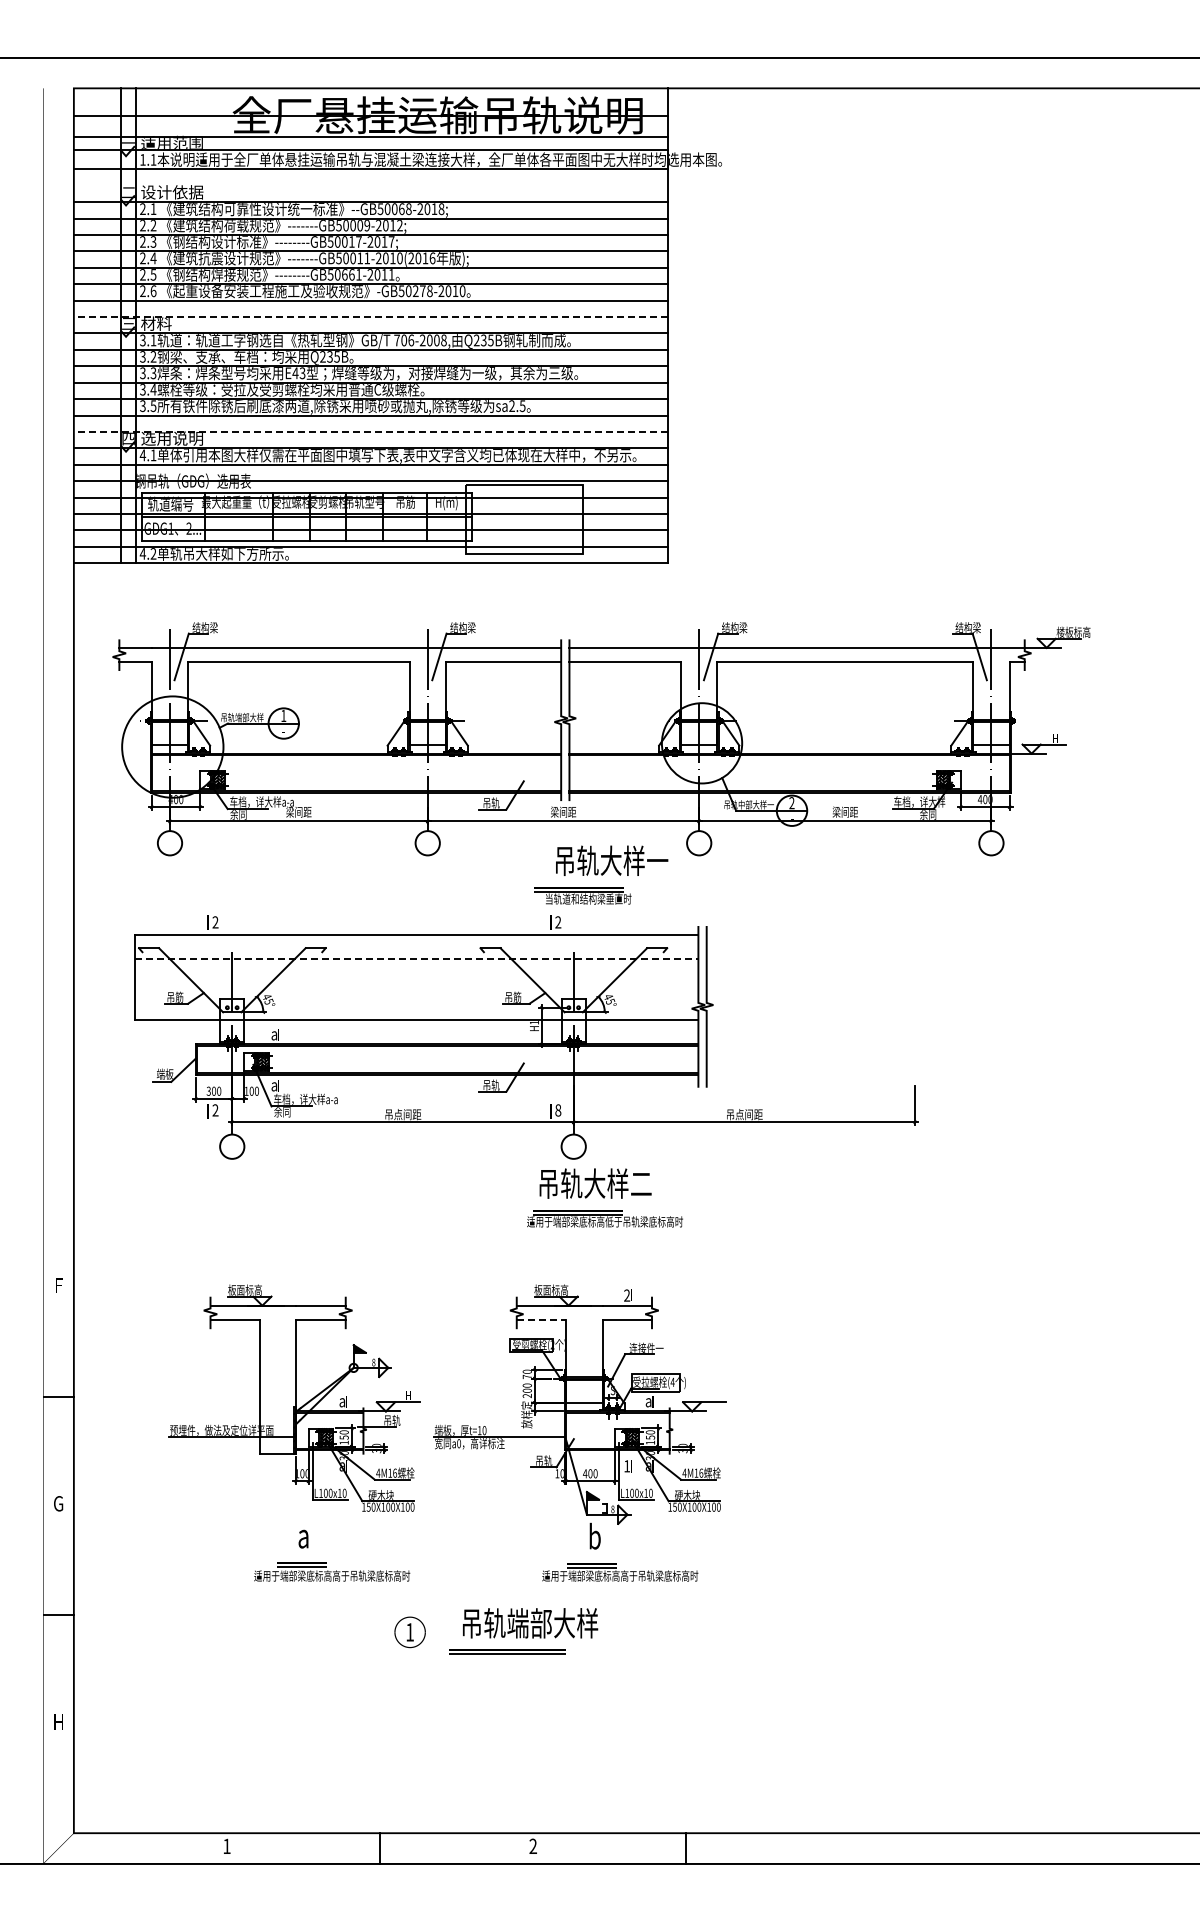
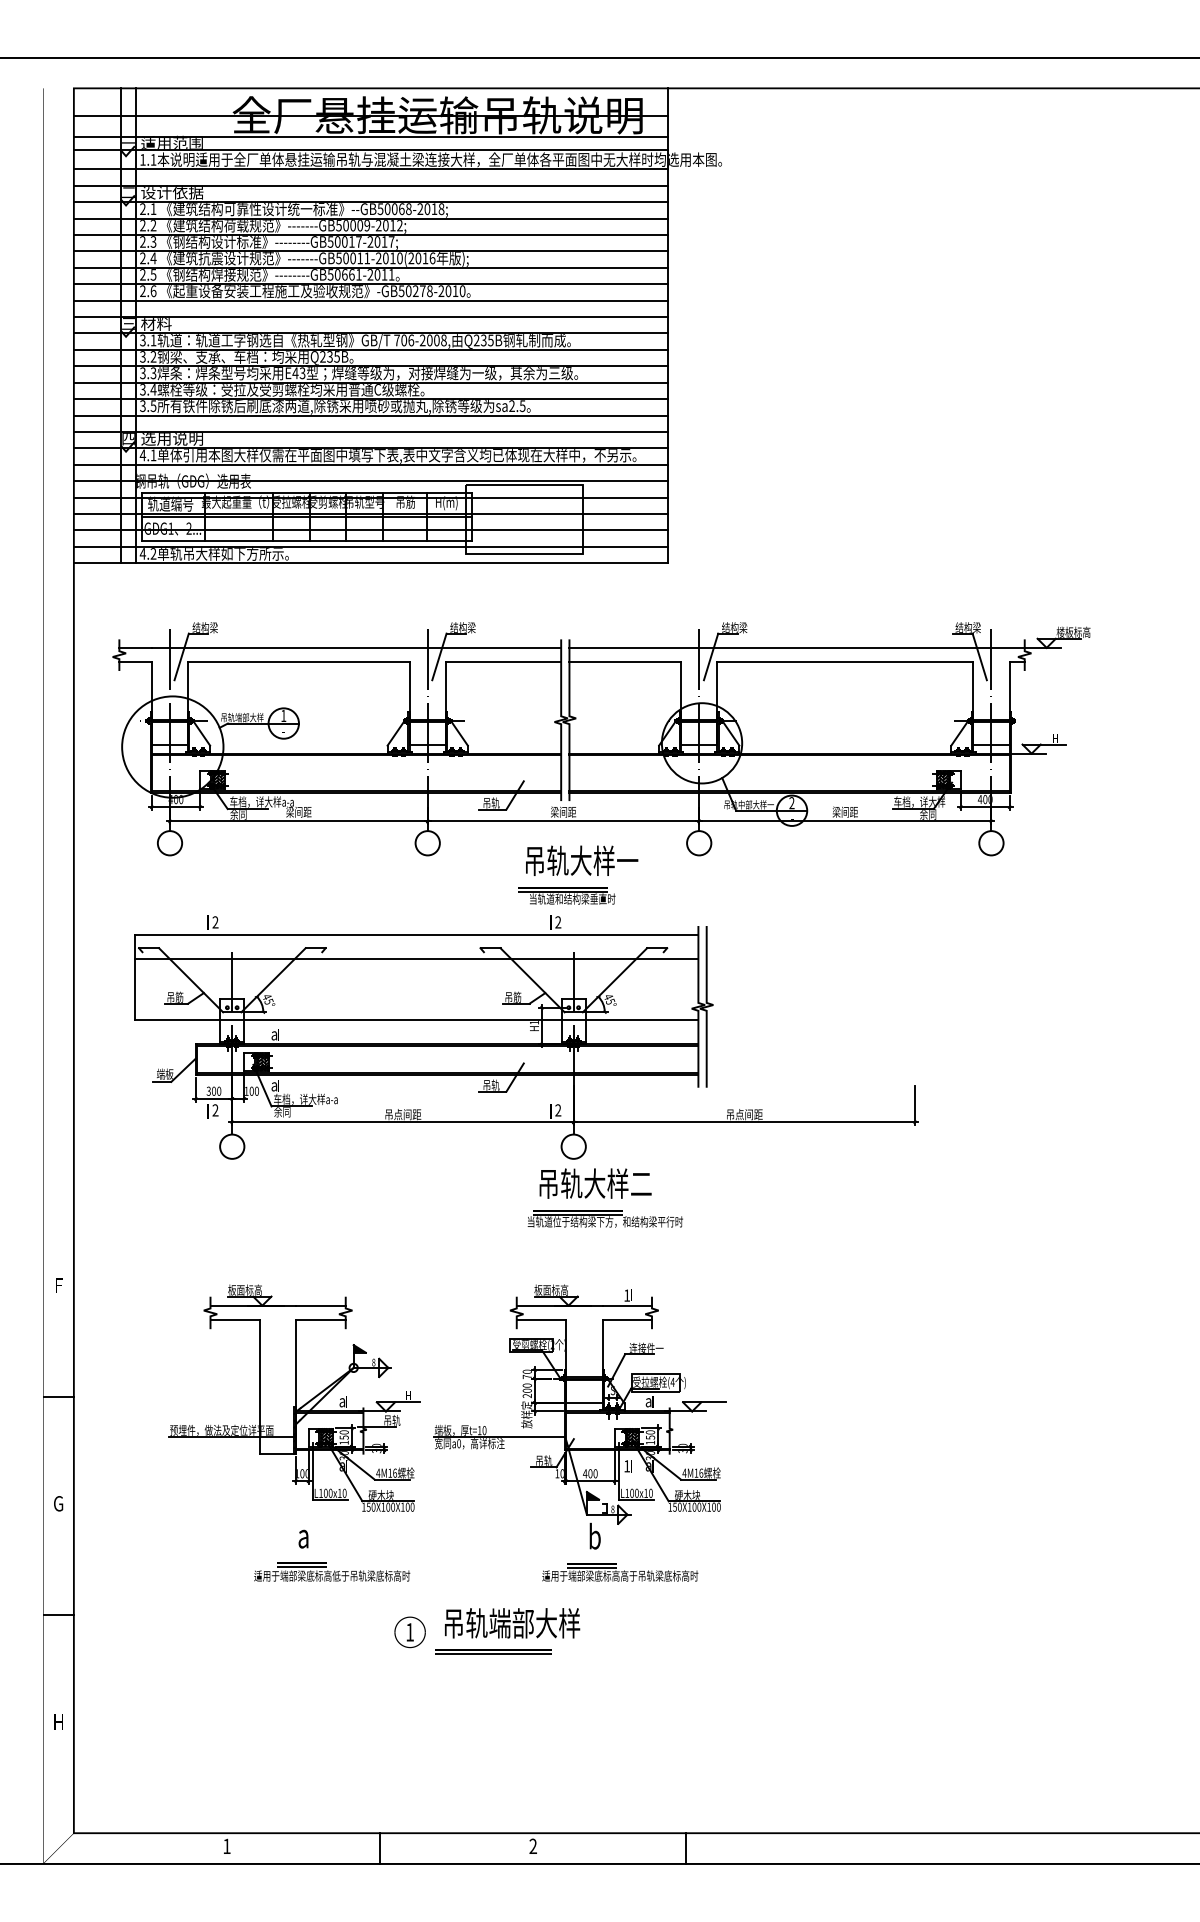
line: none -> present (370, 185)
line: dashed -> solid (370, 317)
line: dashed -> solid (370, 431)
text position: (612, 860) -> (582, 860) (582, 860)
part position: (582, 895) -> (566, 895) (566, 895)
line: dashed -> solid (416, 959)
text: 8 -> 2 (558, 1110)
text: 适用于端部梁底标高低于吊轨梁底标高时 -> 当轨道位于结构梁下方，和结构梁平行时 (600, 1221)
text: 2 -> 1 (627, 1295)
line: dashed -> solid (541, 1320)
text: 适用于端部梁底标高高于吊轨梁底标高时 -> 适用于端部梁底标高低于吊轨梁底标高时 (336, 1575)
text position: (530, 1623) -> (512, 1623) (512, 1623)
part position: (507, 1651) -> (493, 1651) (493, 1651)
